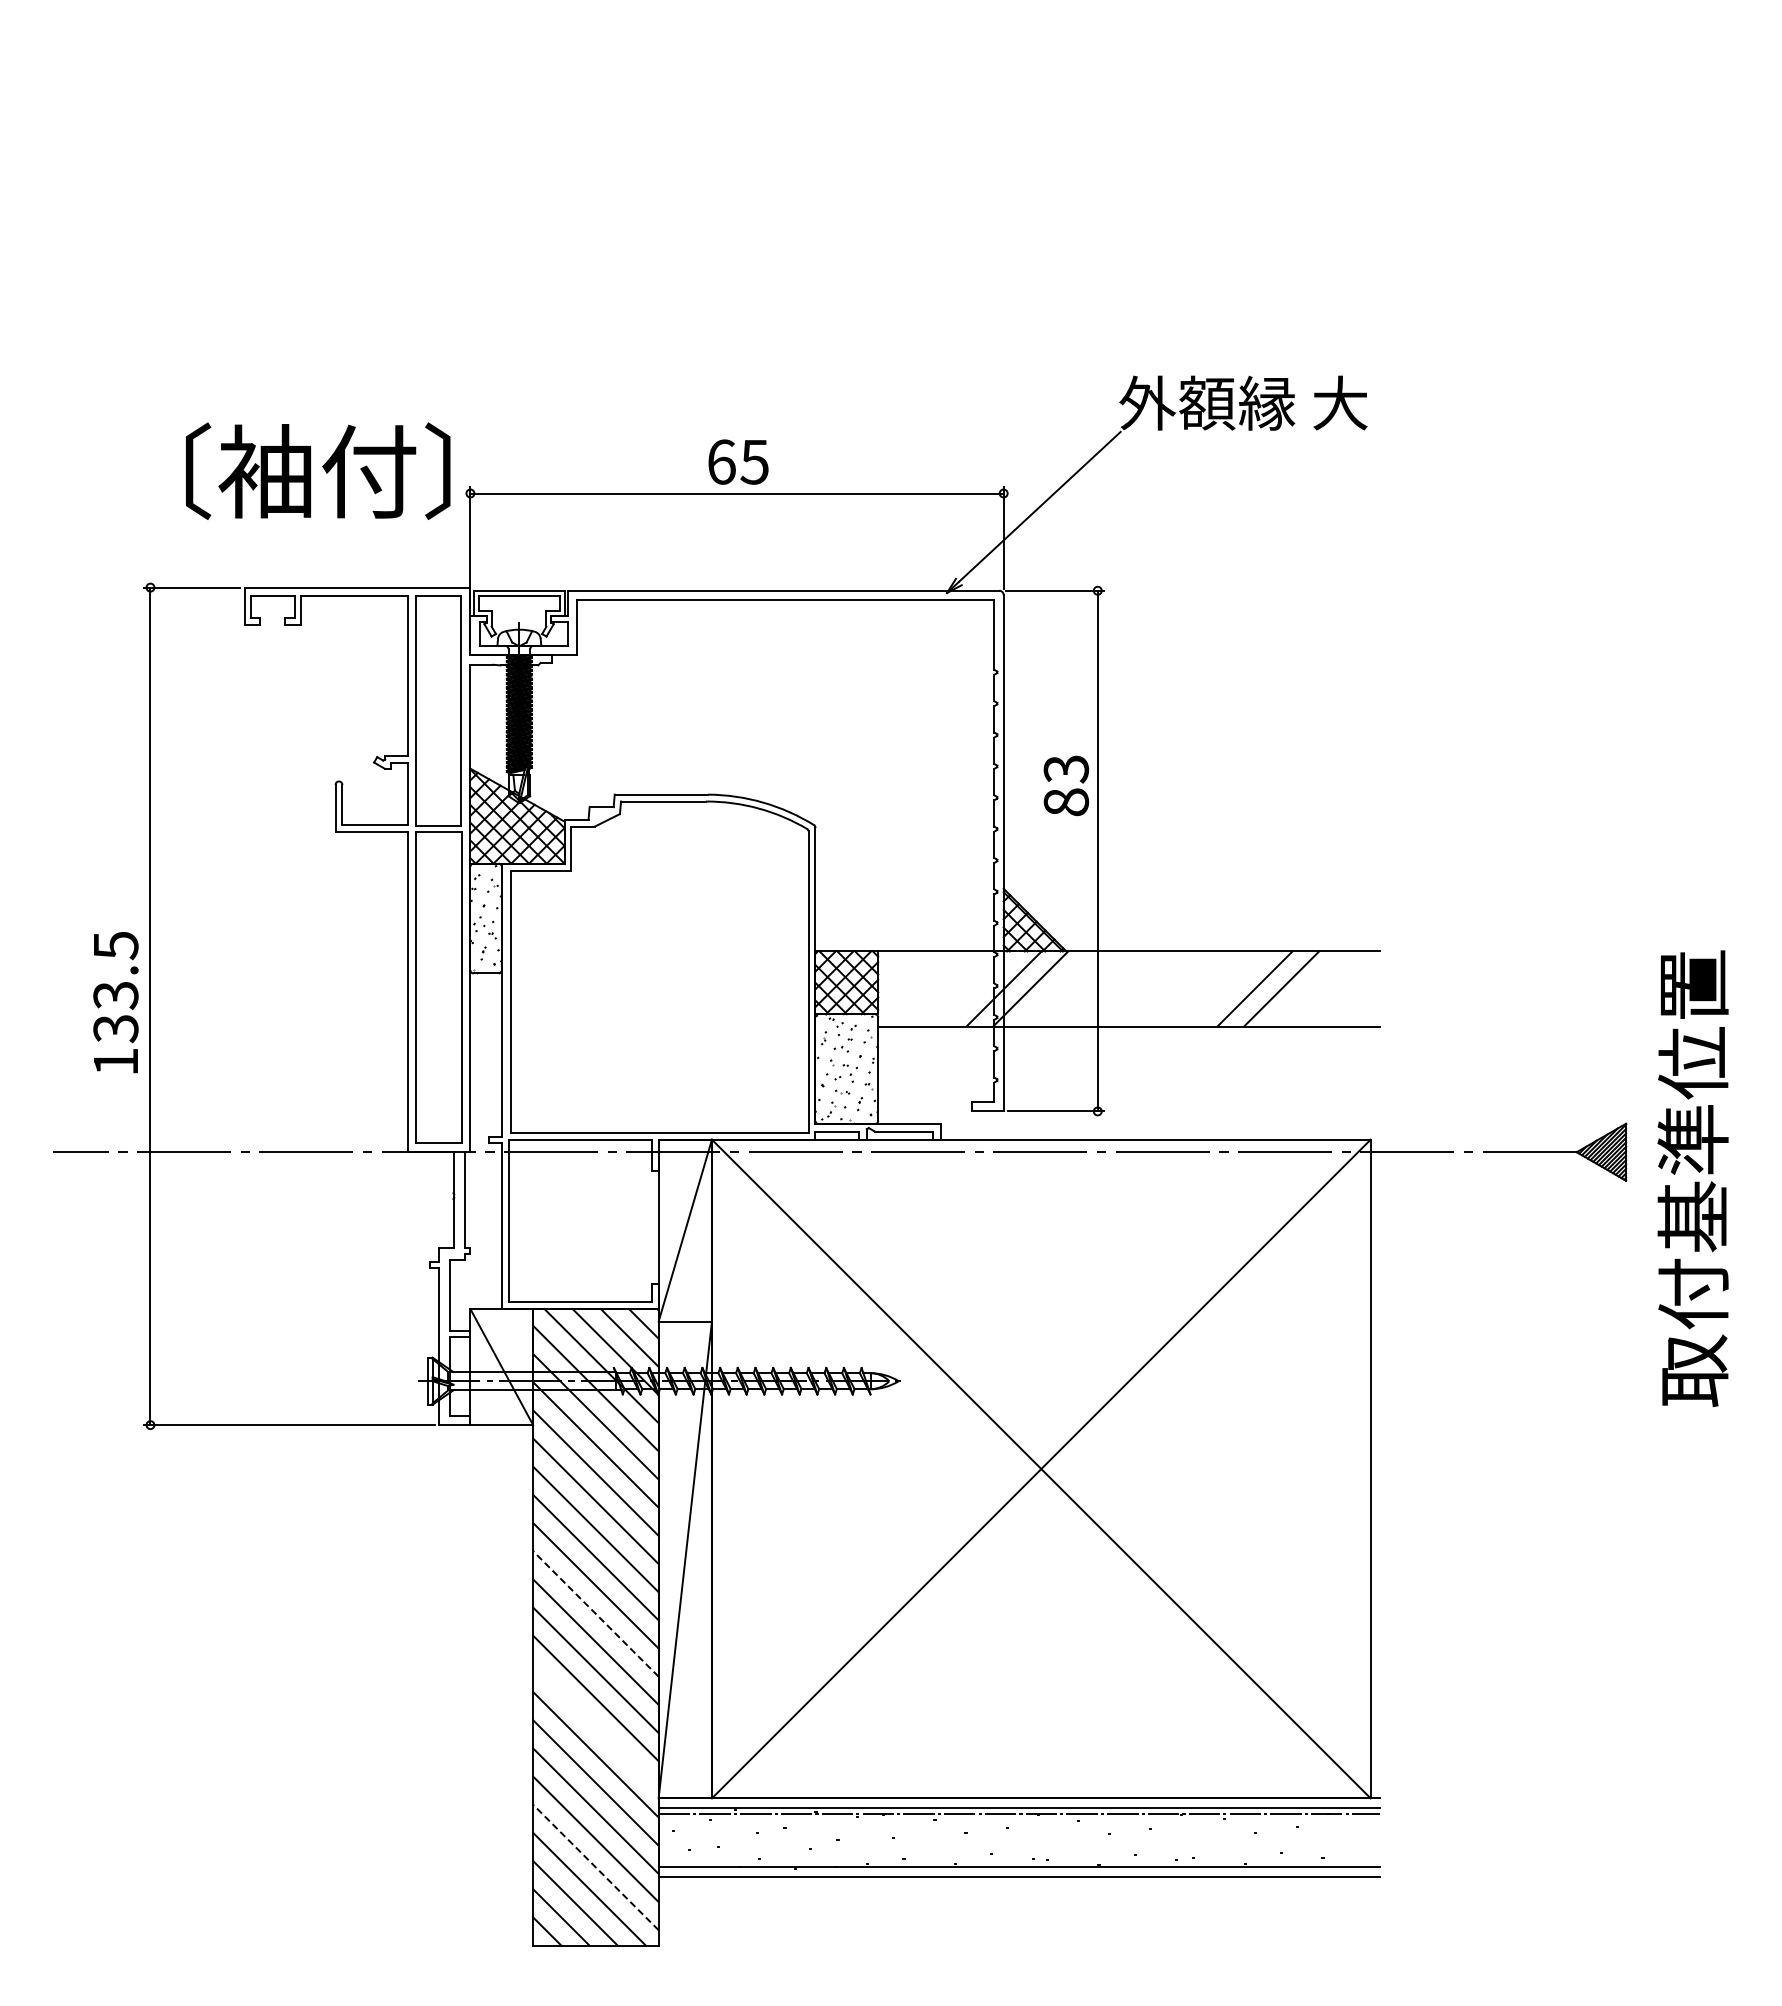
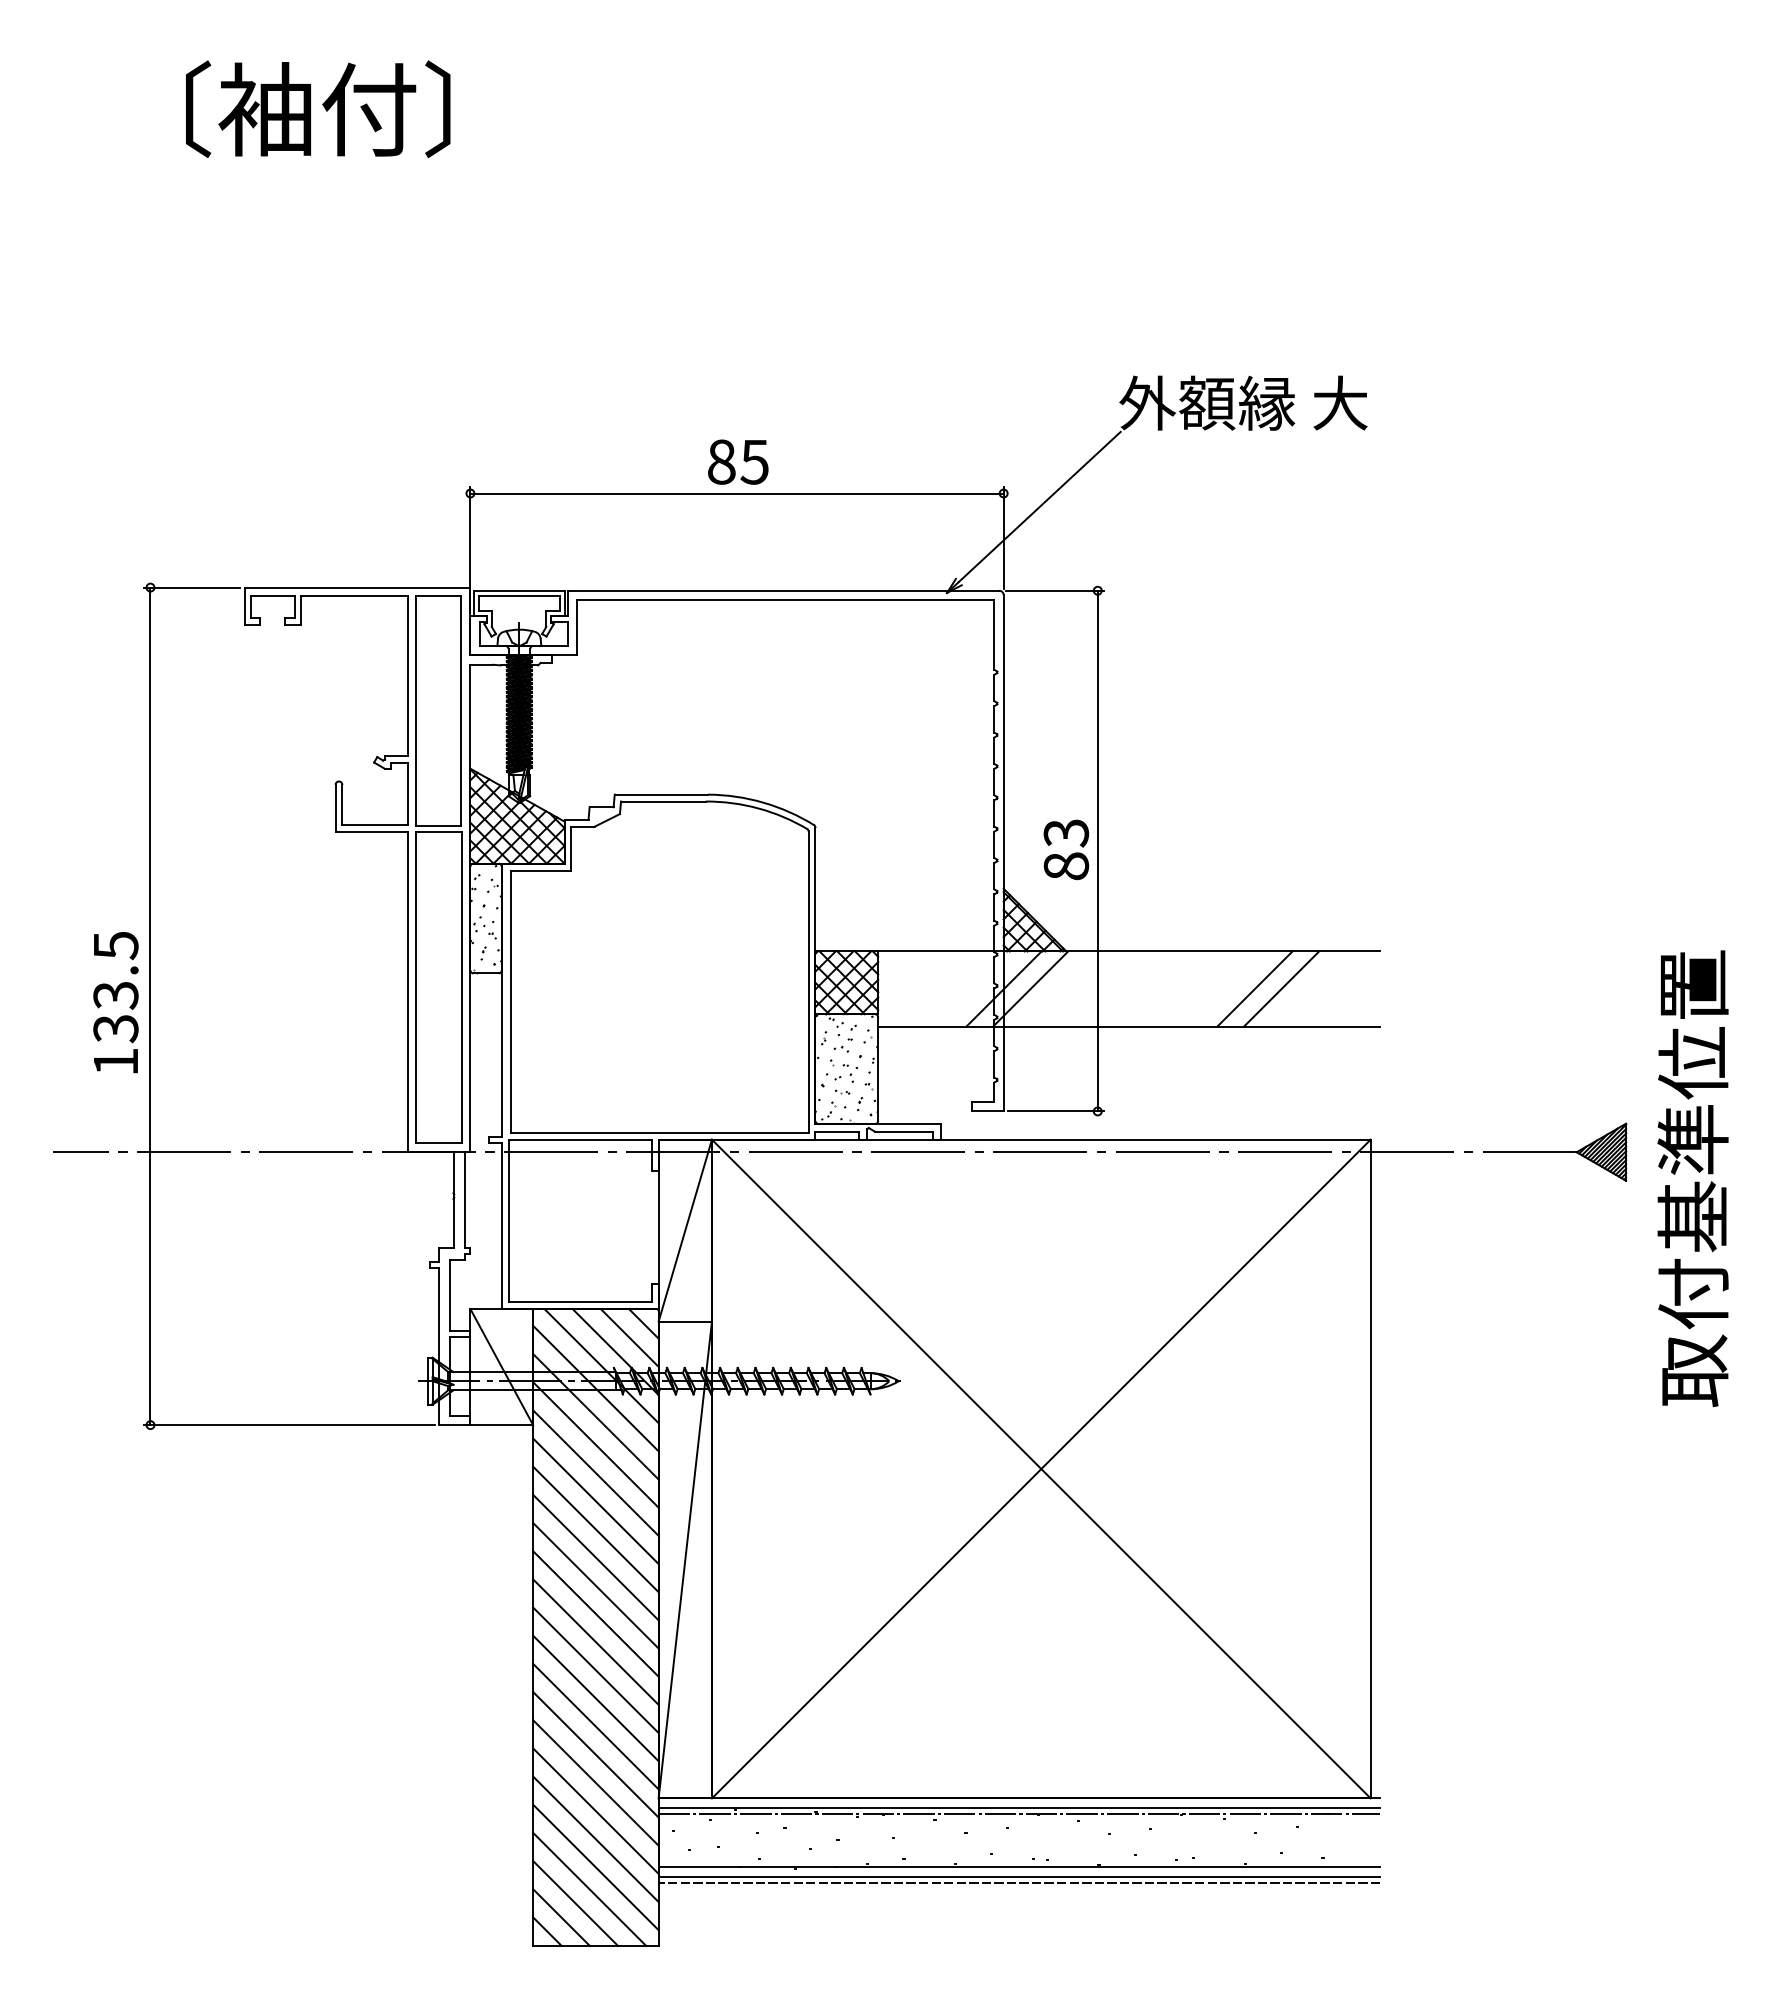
text: 65 -> 85 (721, 461)
text position: (318, 471) -> (318, 109) (318, 109)
text position: (1066, 785) -> (1066, 849) (1066, 849)
line: dashed -> solid (595, 1613)
line: none -> present (595, 1726)
line: dashed -> solid (595, 1867)
line: none -> present (1019, 1883)
